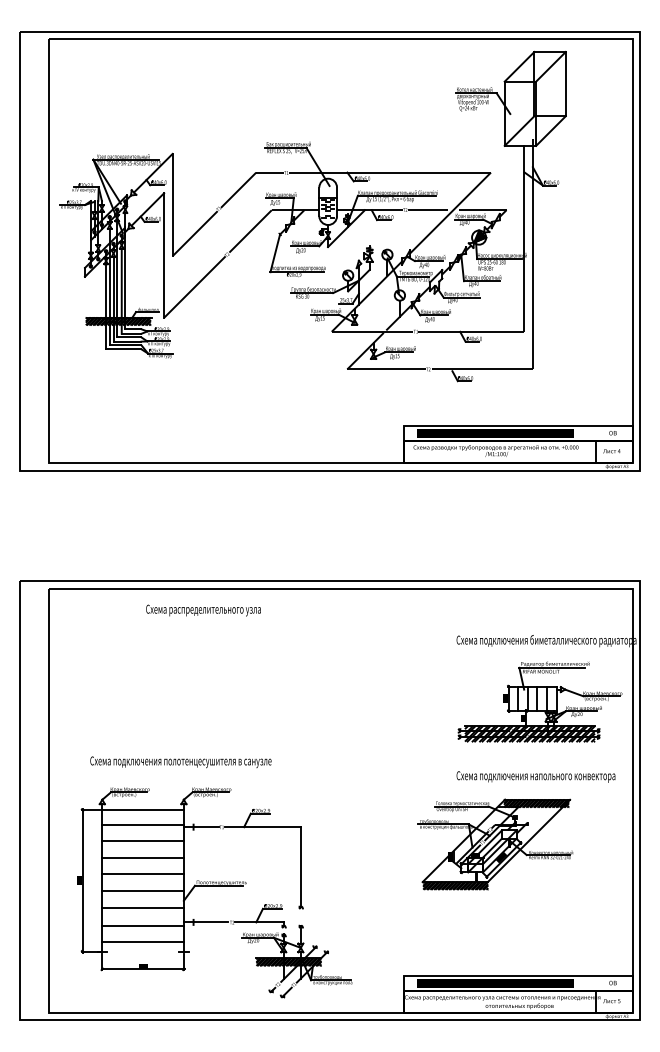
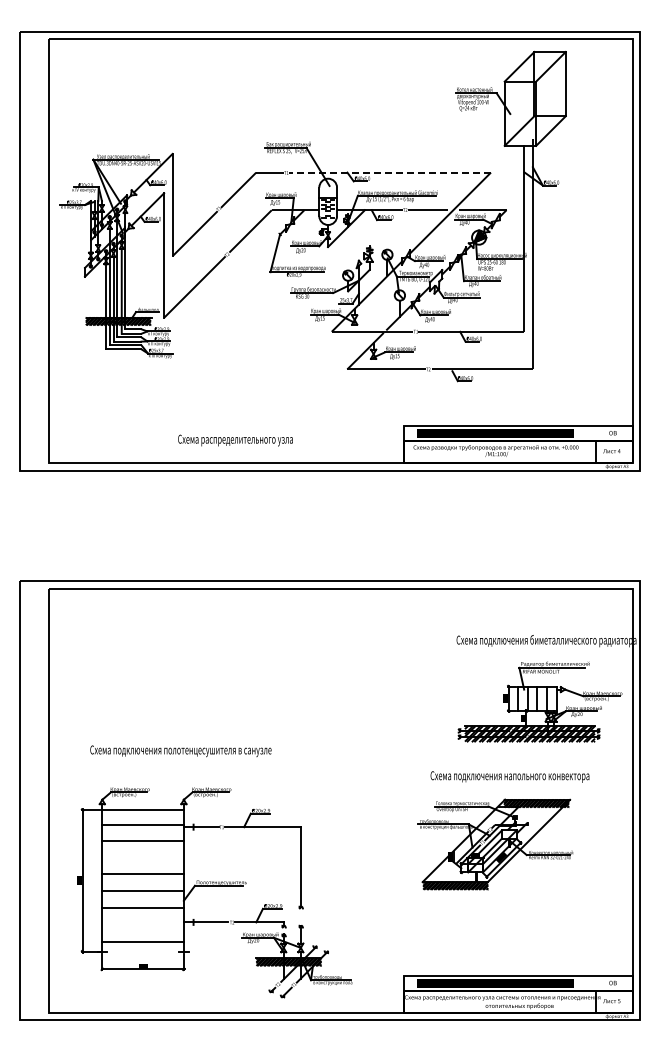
line: solid -> dashed (389, 172)
text position: (203, 610) -> (235, 440) (235, 440)
text position: (180, 762) -> (180, 751) (180, 751)
text position: (535, 776) -> (509, 776) (509, 776)
line: present -> none (142, 858)
line: present -> none (142, 926)
